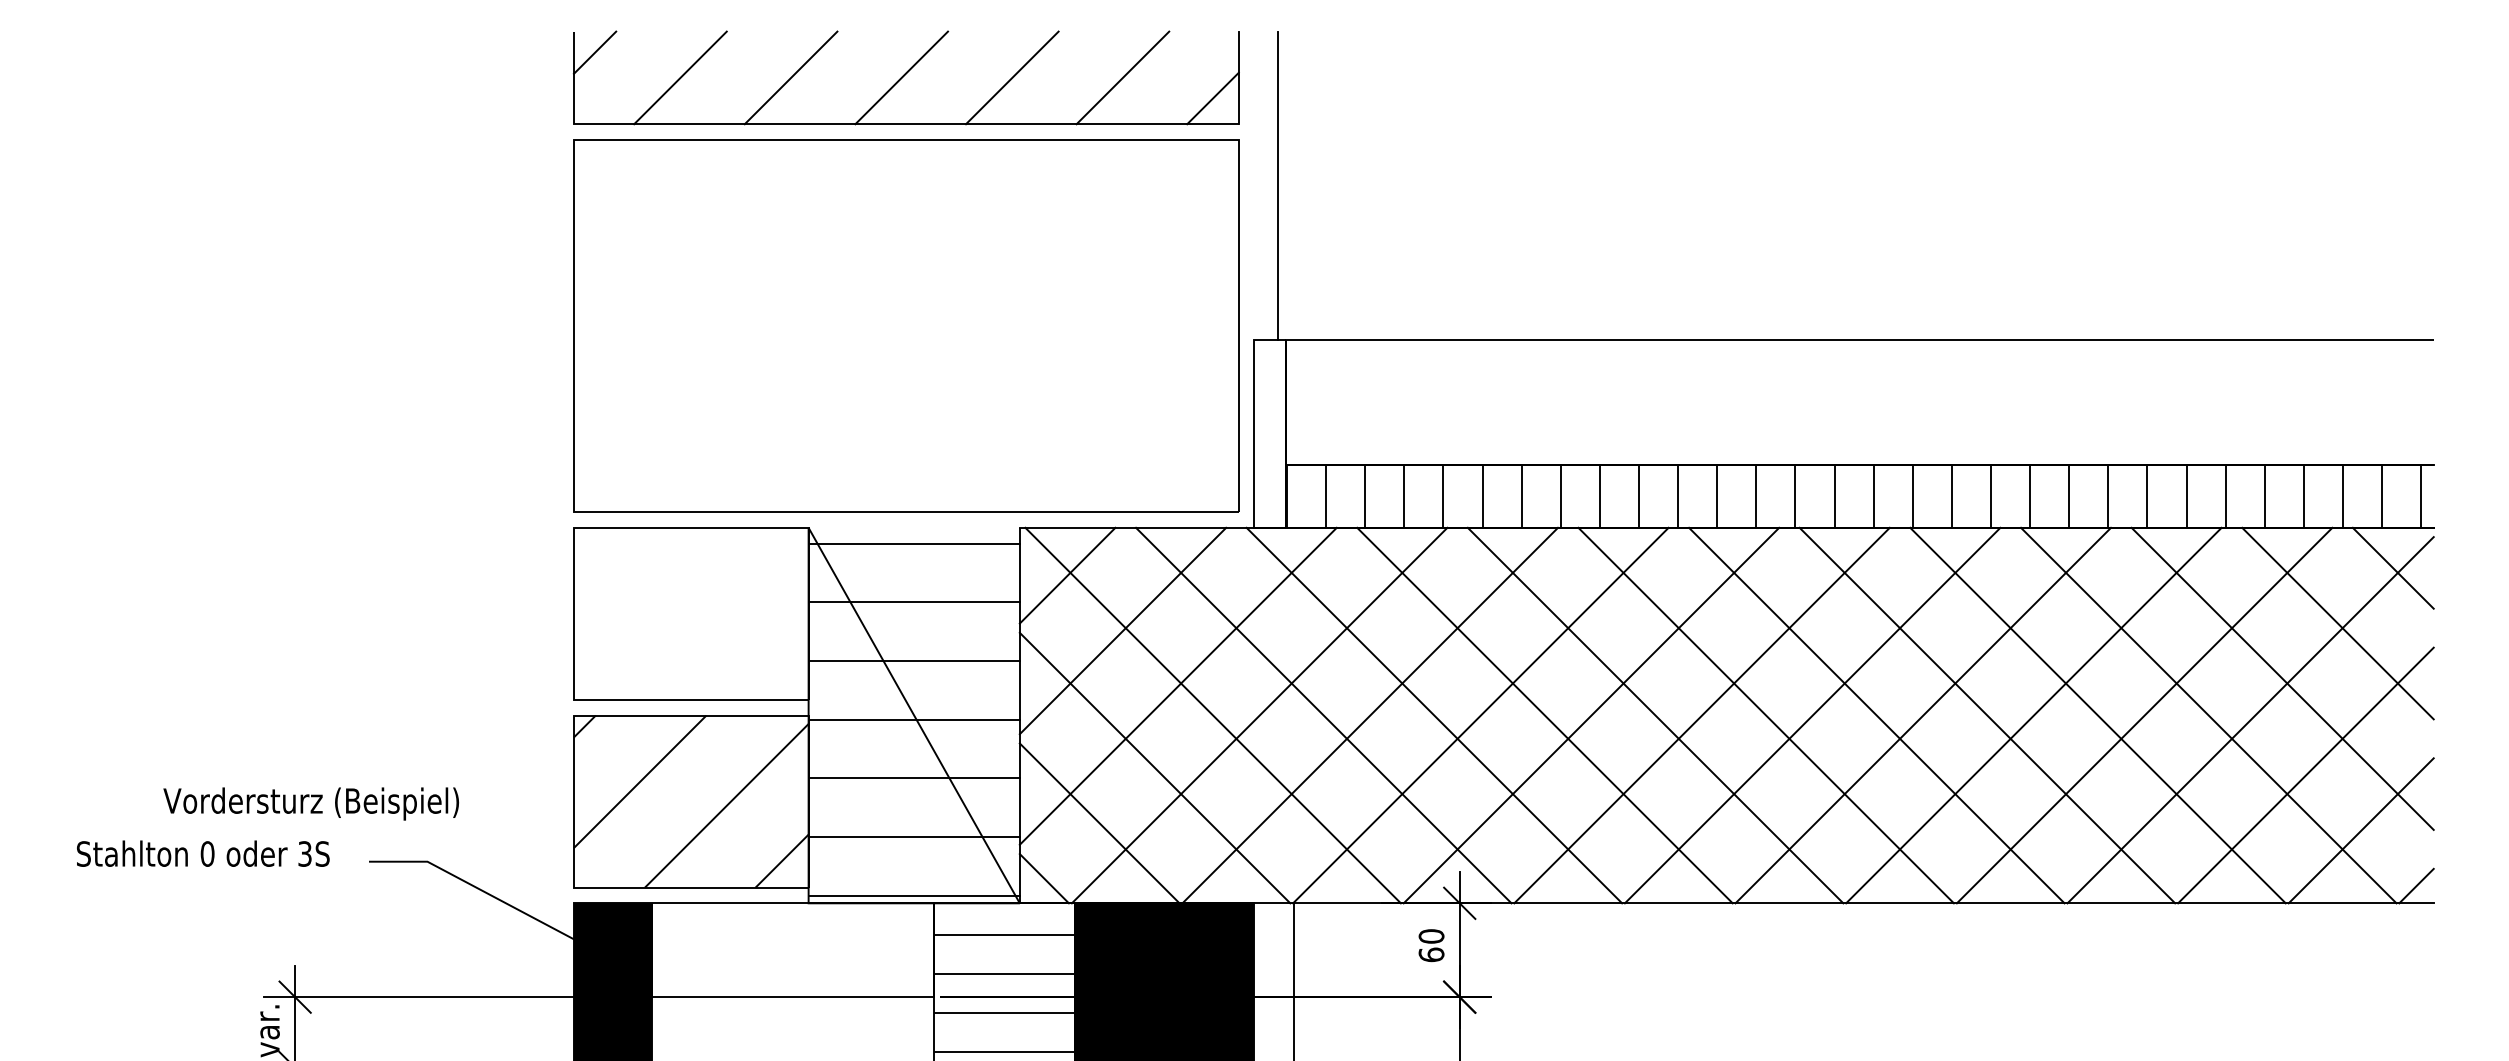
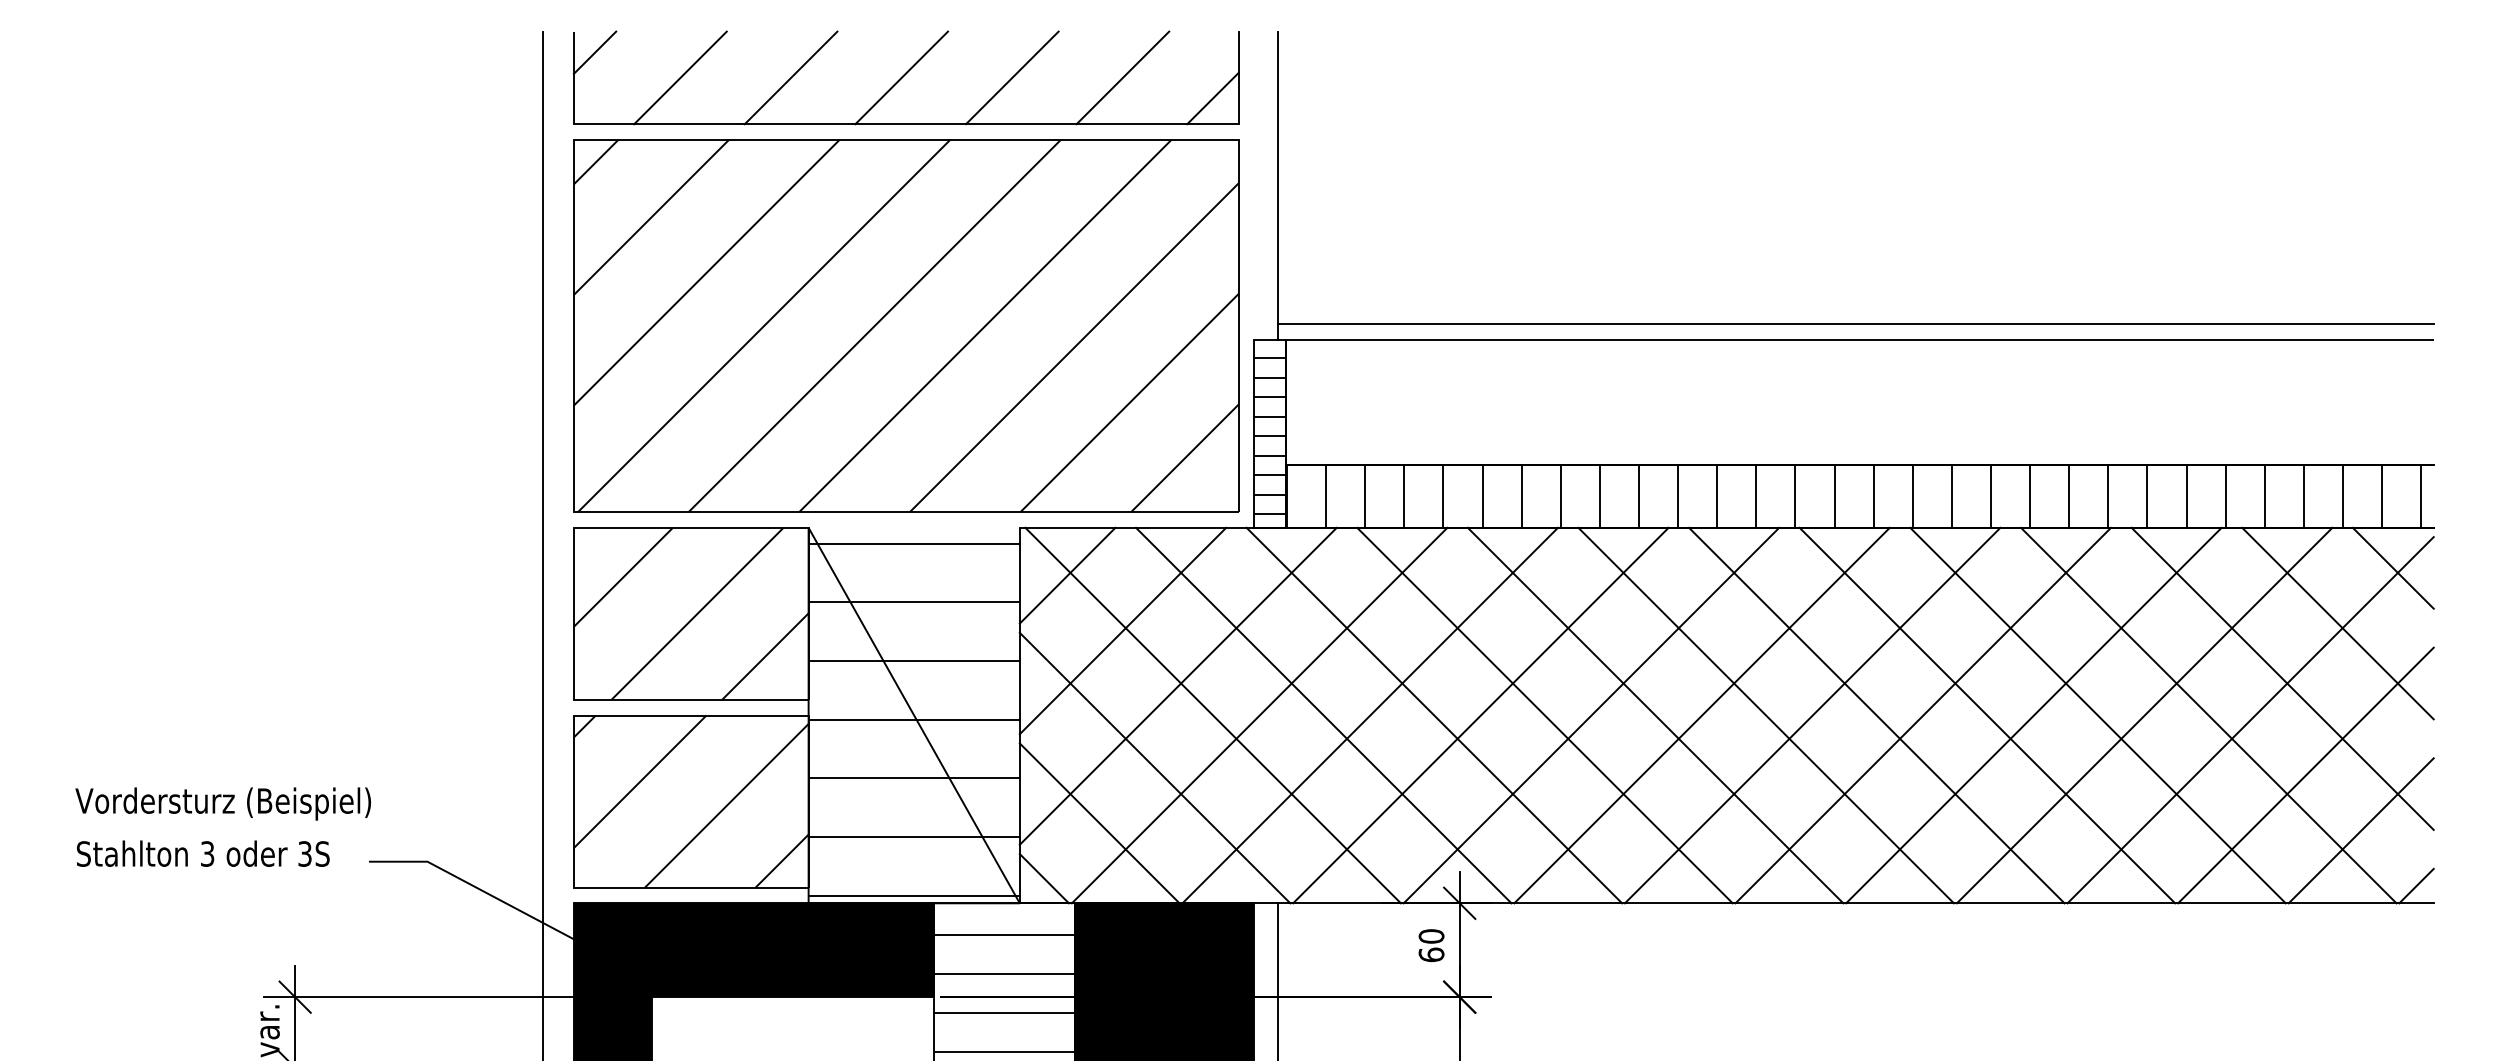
line: none -> present (1855, 324)
hatch: none -> present (905, 325)
hatch: none -> present (1269, 436)
line: none -> present (542, 544)
hatch: none -> present (690, 613)
text position: (310, 803) -> (222, 803) (222, 803)
text: 0 -> 3 (207, 853)
fill: none -> present (792, 950)
line position: (1293, 980) -> (1277, 980) (1277, 980)
